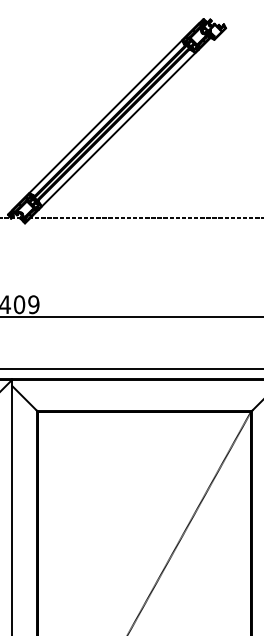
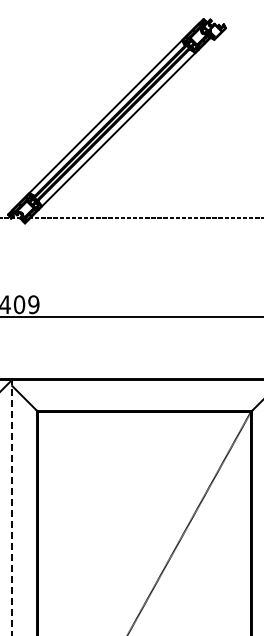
line: present -> none (131, 368)
line: solid -> dashed (12, 507)
